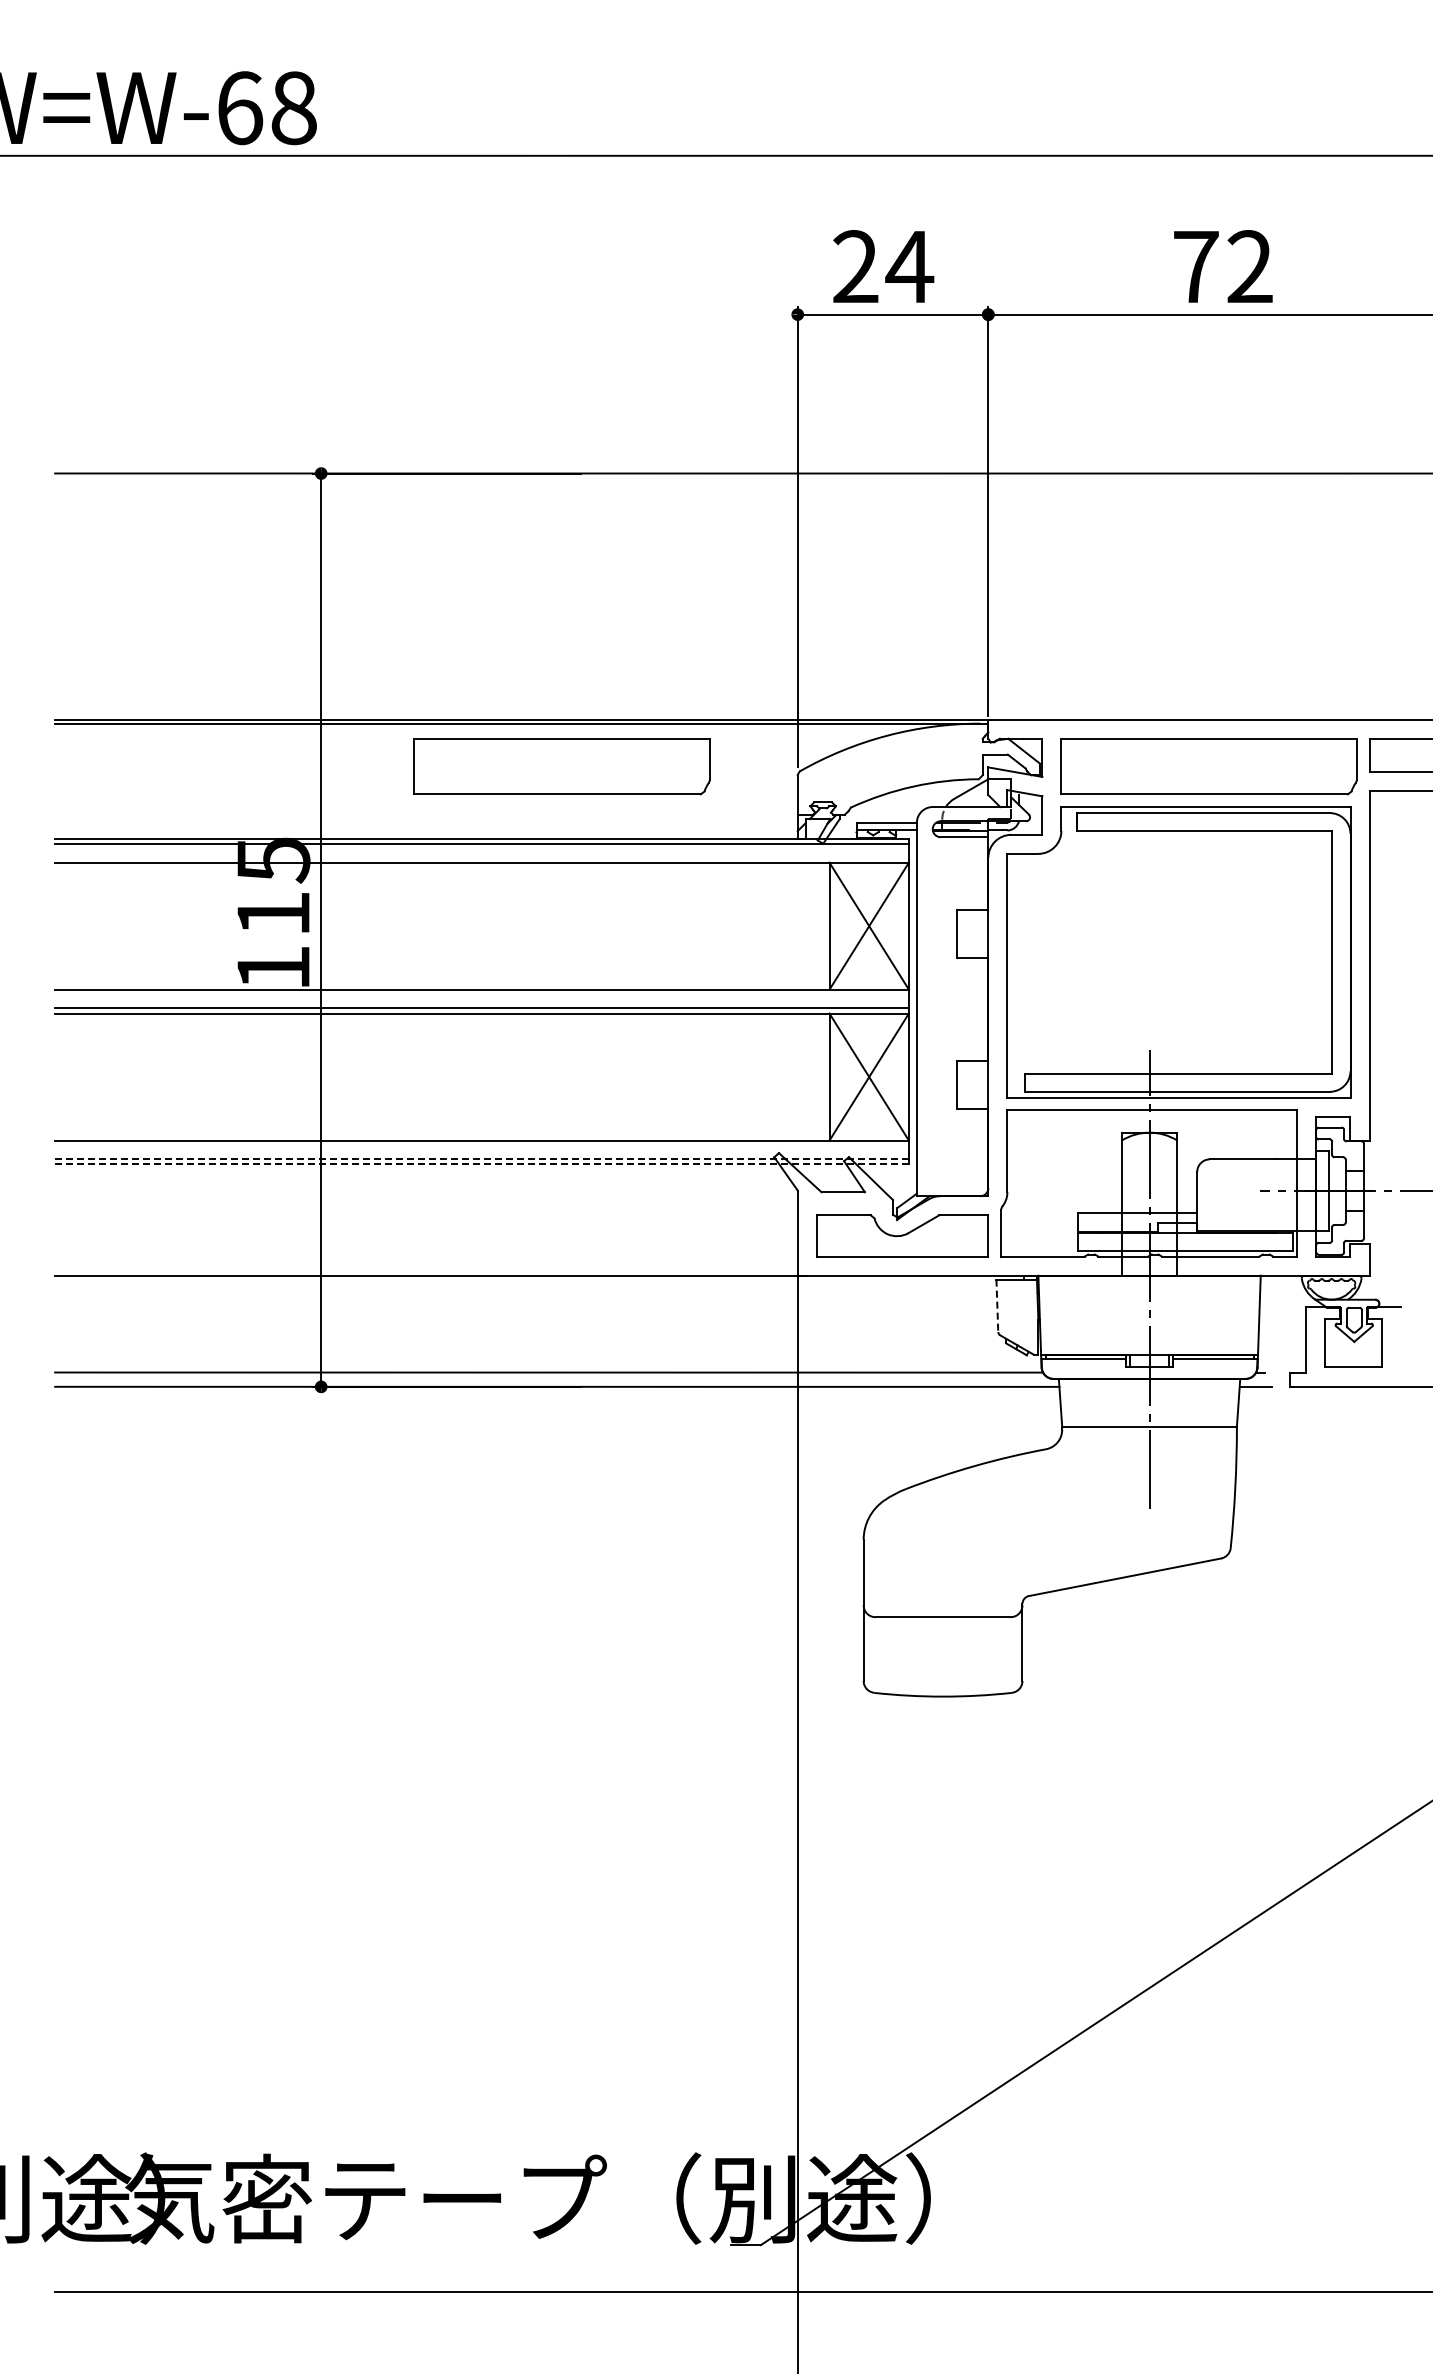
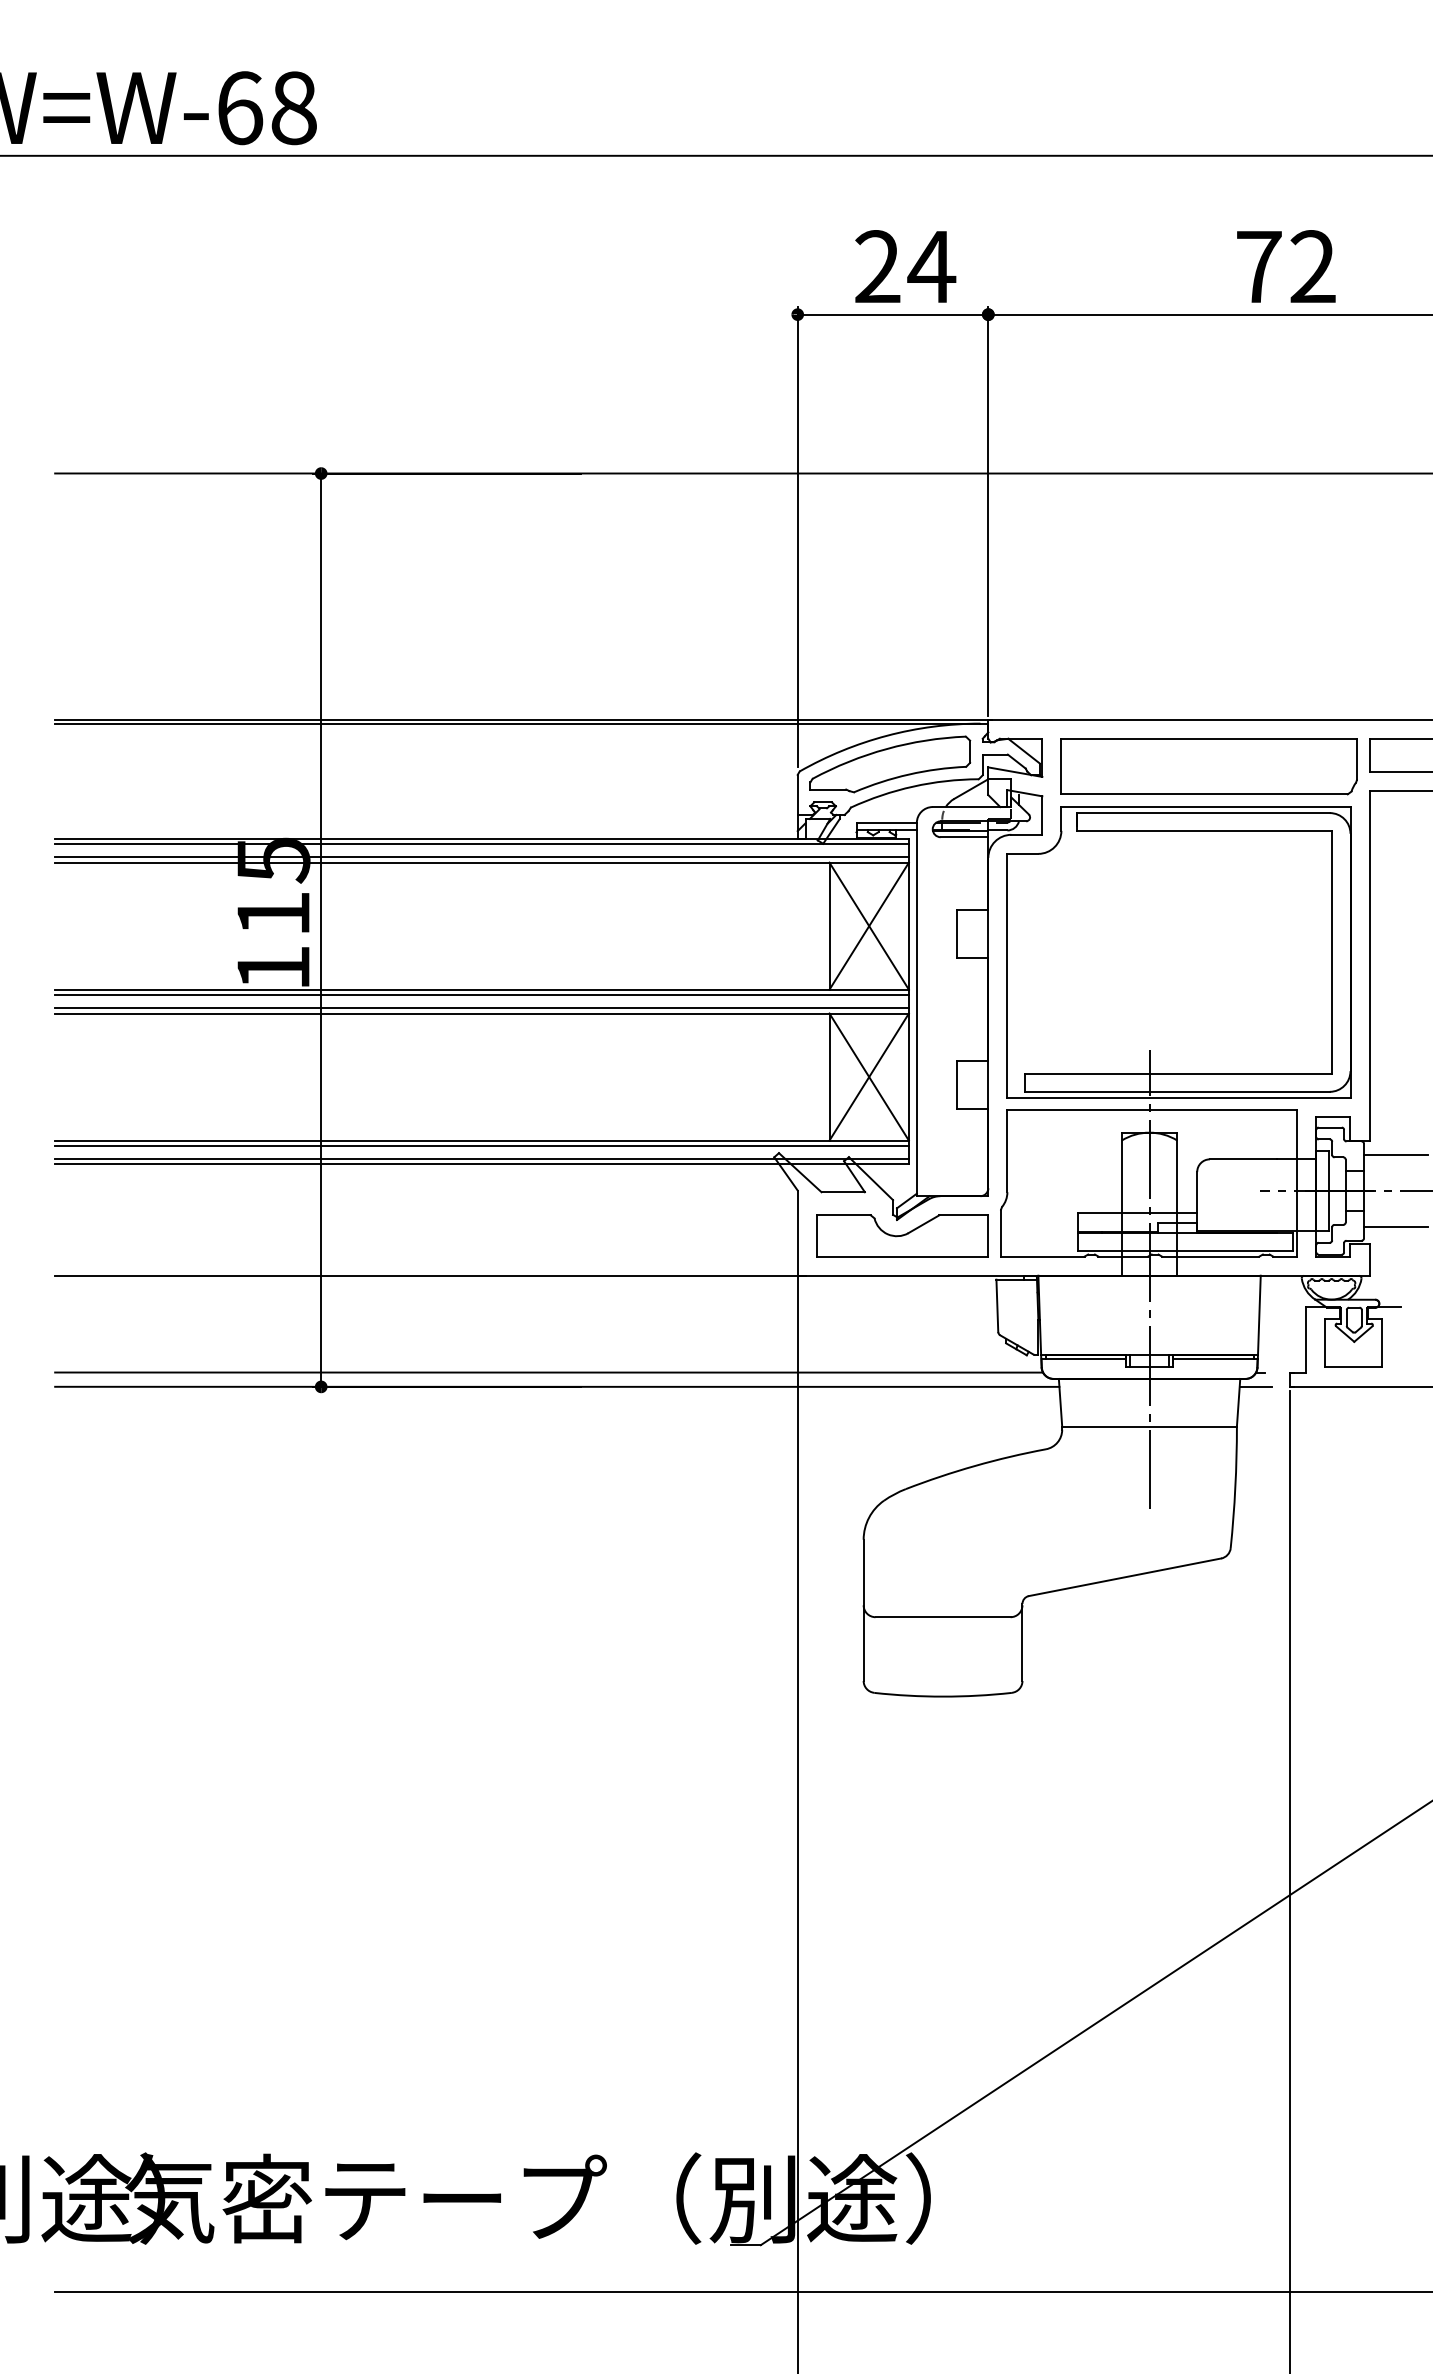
text position: (883, 266) -> (905, 266) (905, 266)
text position: (1223, 266) -> (1286, 266) (1286, 266)
part: none -> present (890, 764)
part: present -> none (561, 766)
line: none -> present (481, 857)
line: none -> present (481, 995)
line: none -> present (481, 1146)
line: none -> present (1395, 1155)
line: dashed -> solid (482, 1158)
line: dashed -> solid (482, 1164)
line: none -> present (1395, 1226)
line: dashed -> solid (997, 1306)
line: none -> present (1290, 1880)
